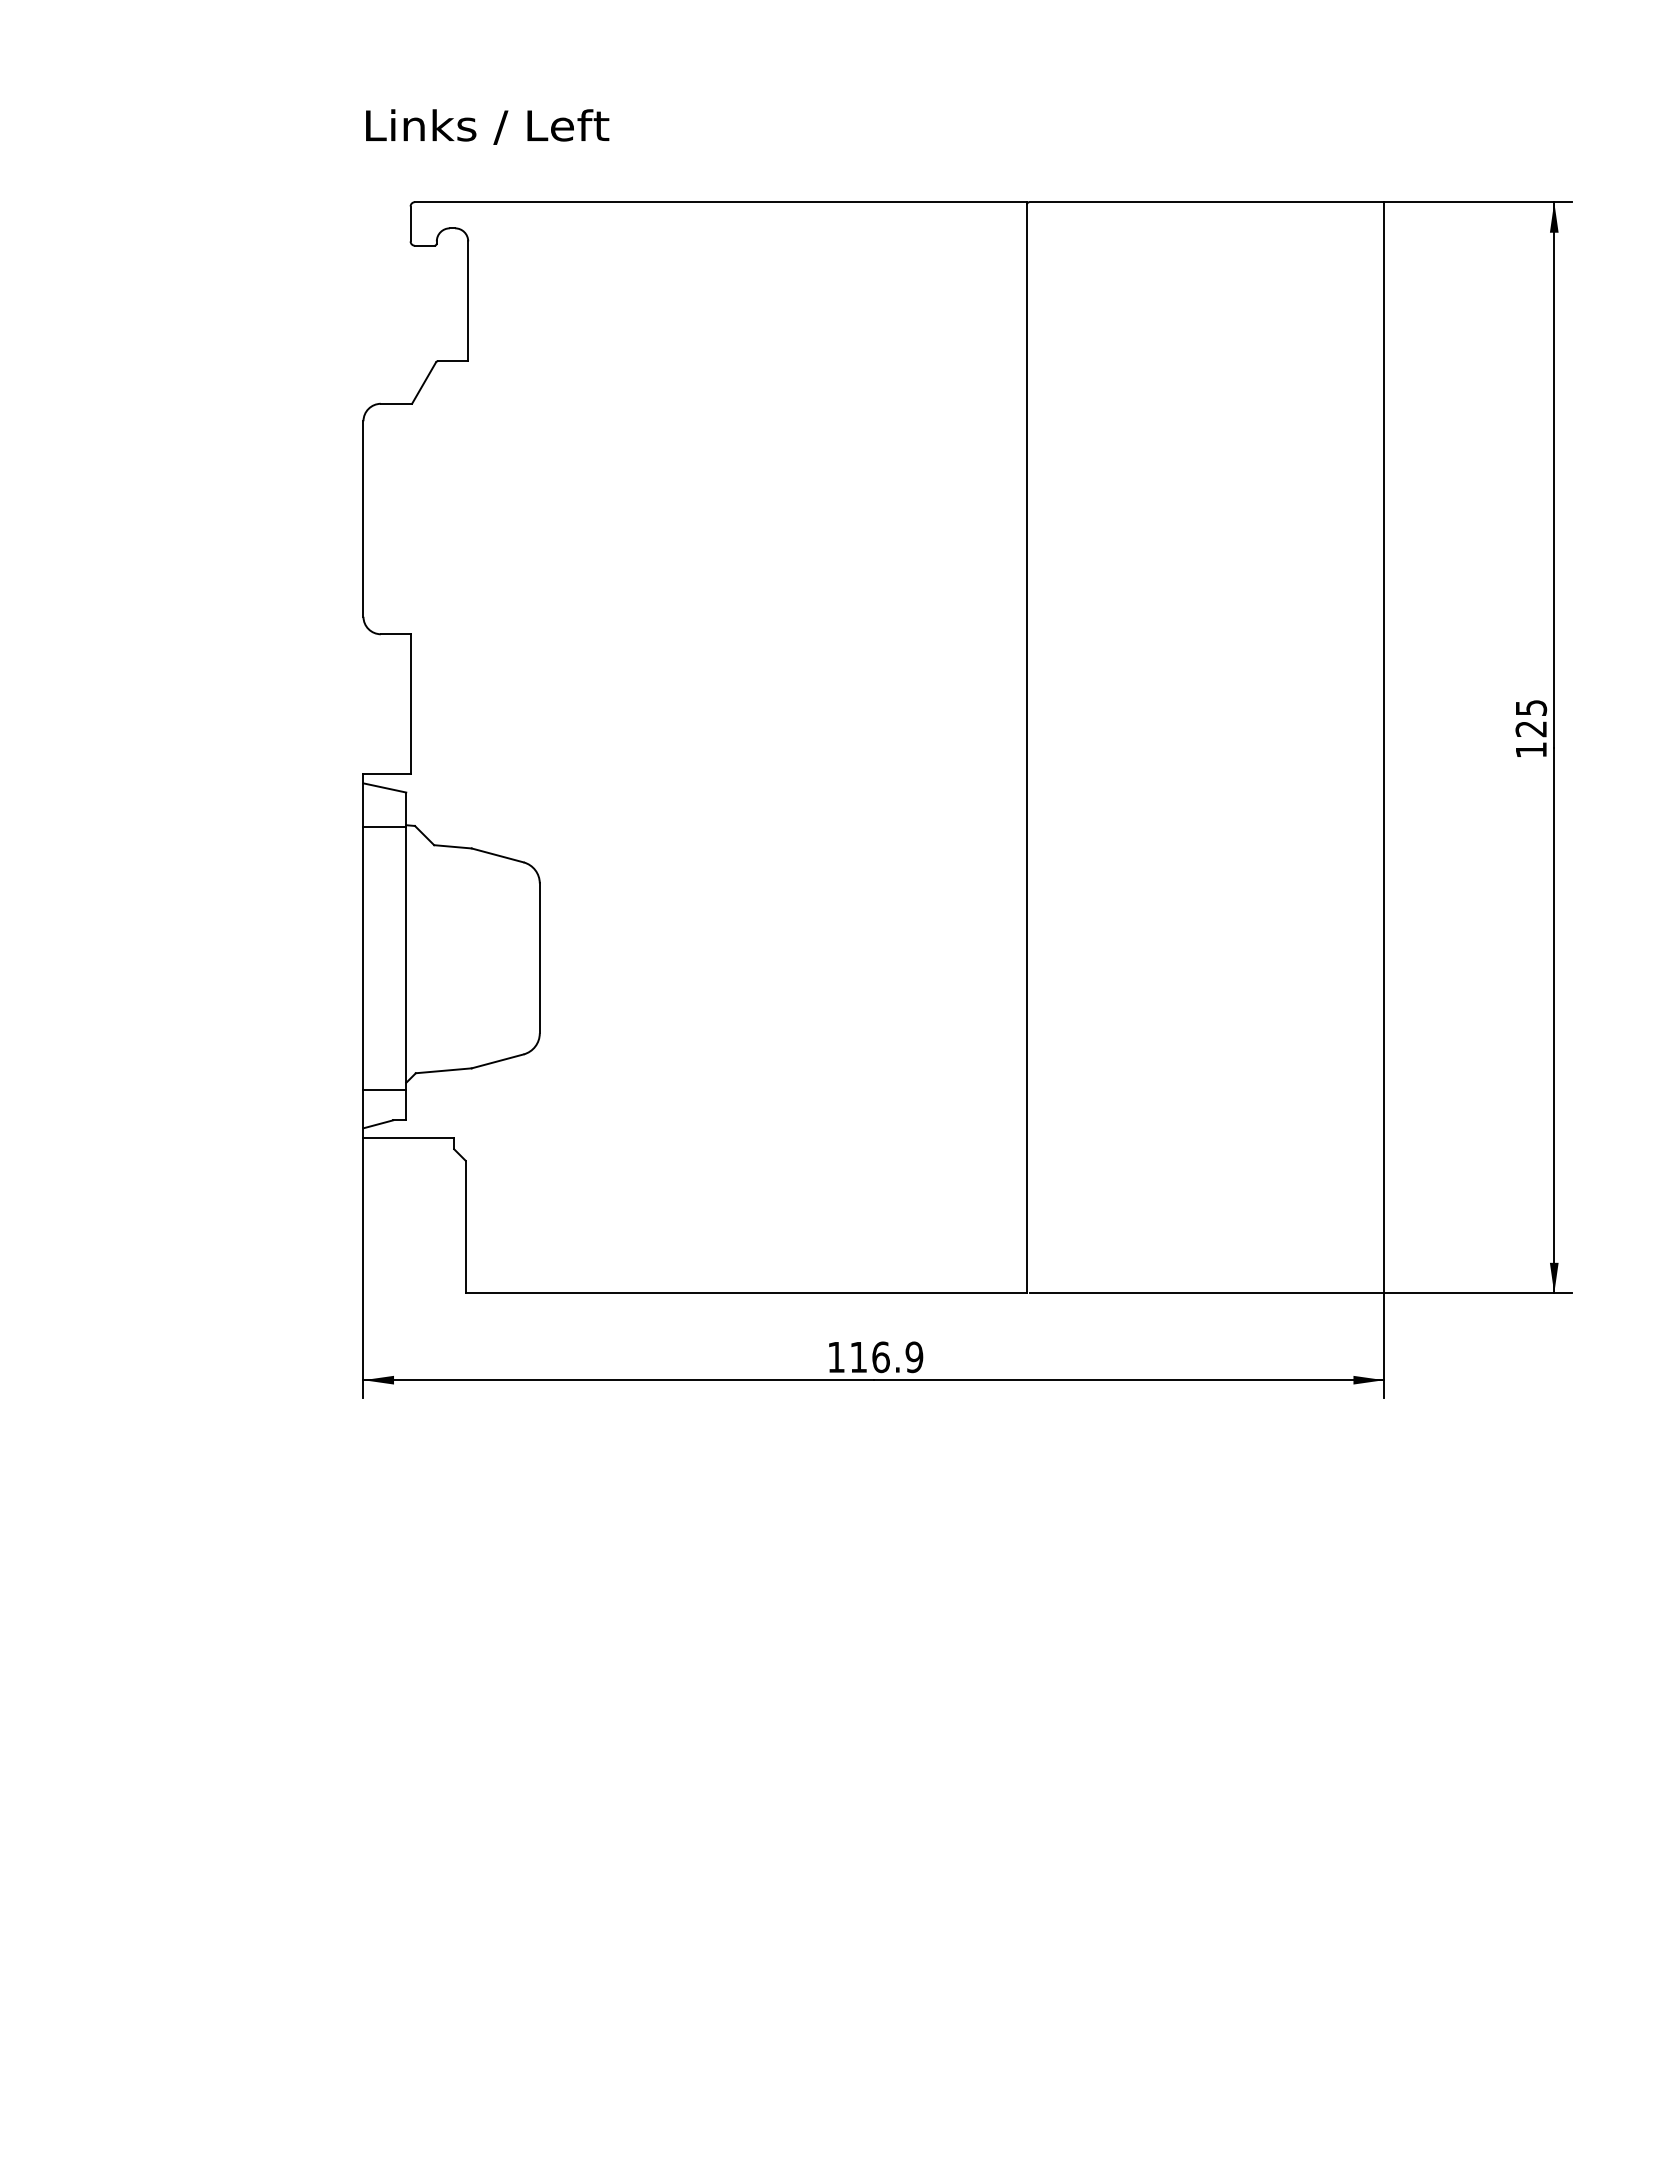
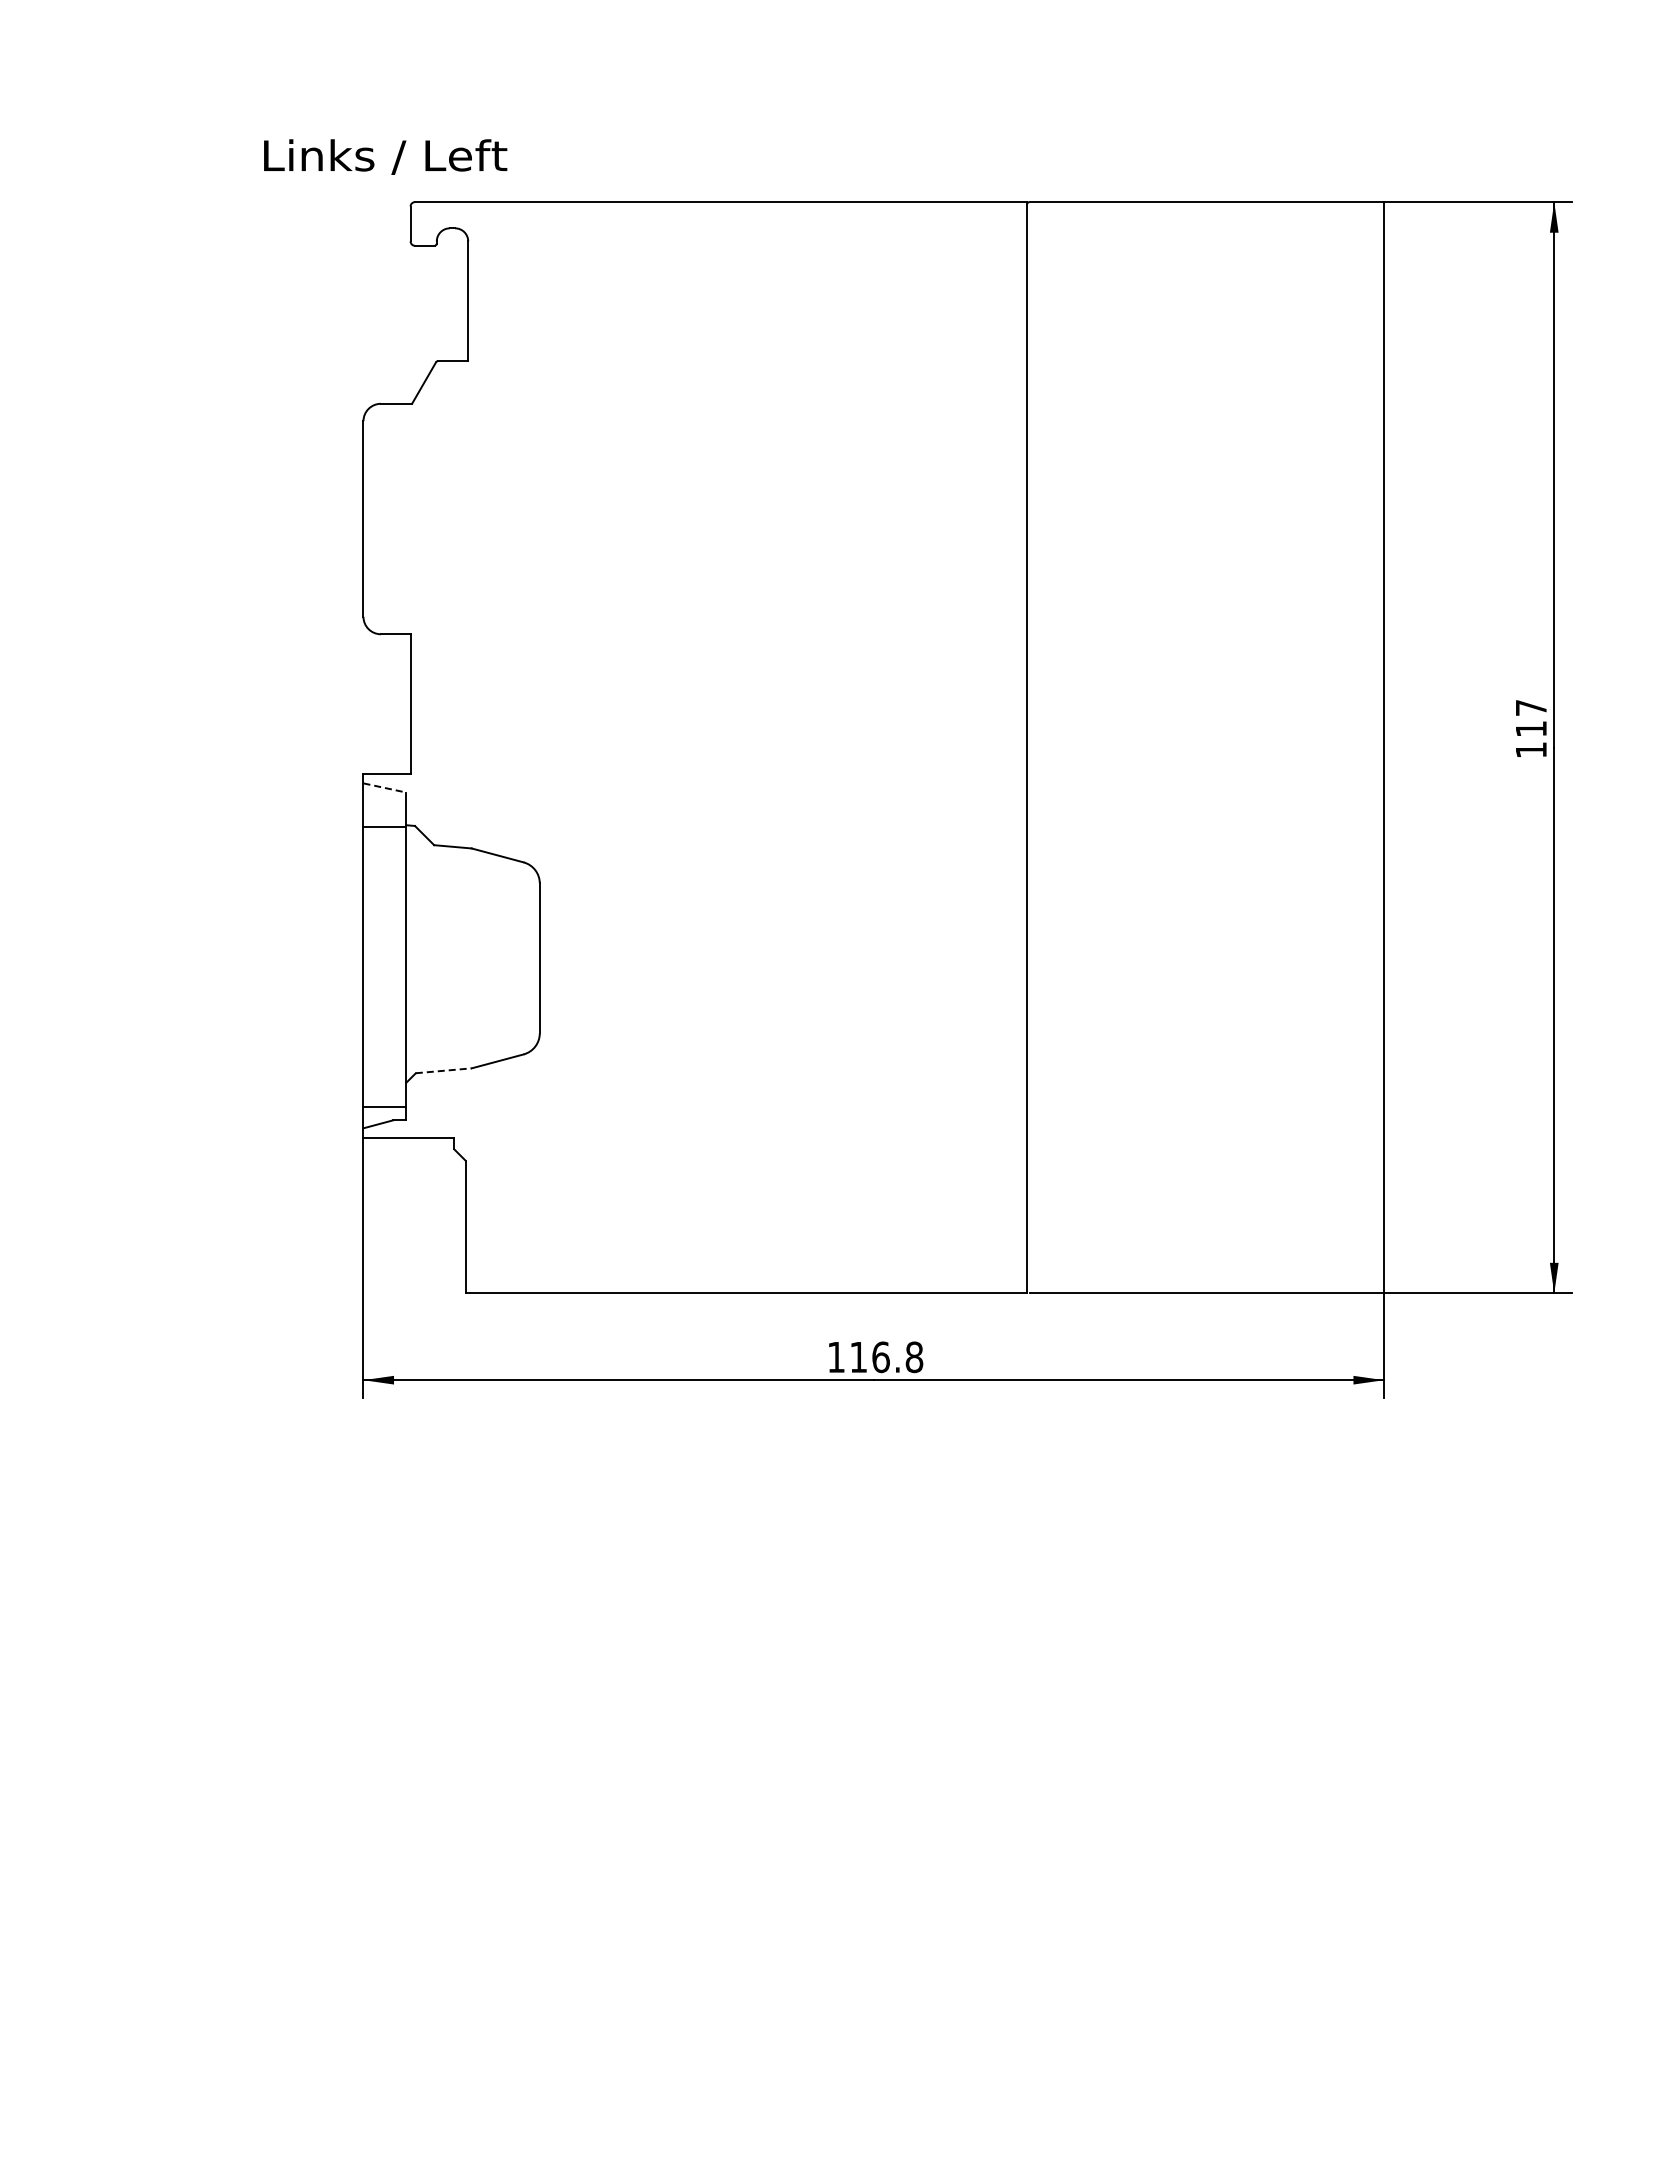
text position: (487, 126) -> (385, 156) (385, 156)
text: 125 -> 117 (1531, 718)
line: solid -> dashed (384, 787)
line: solid -> dashed (444, 1070)
line position: (384, 1089) -> (384, 1106) (384, 1106)
text: 116.9 -> 116.8 (914, 1357)
